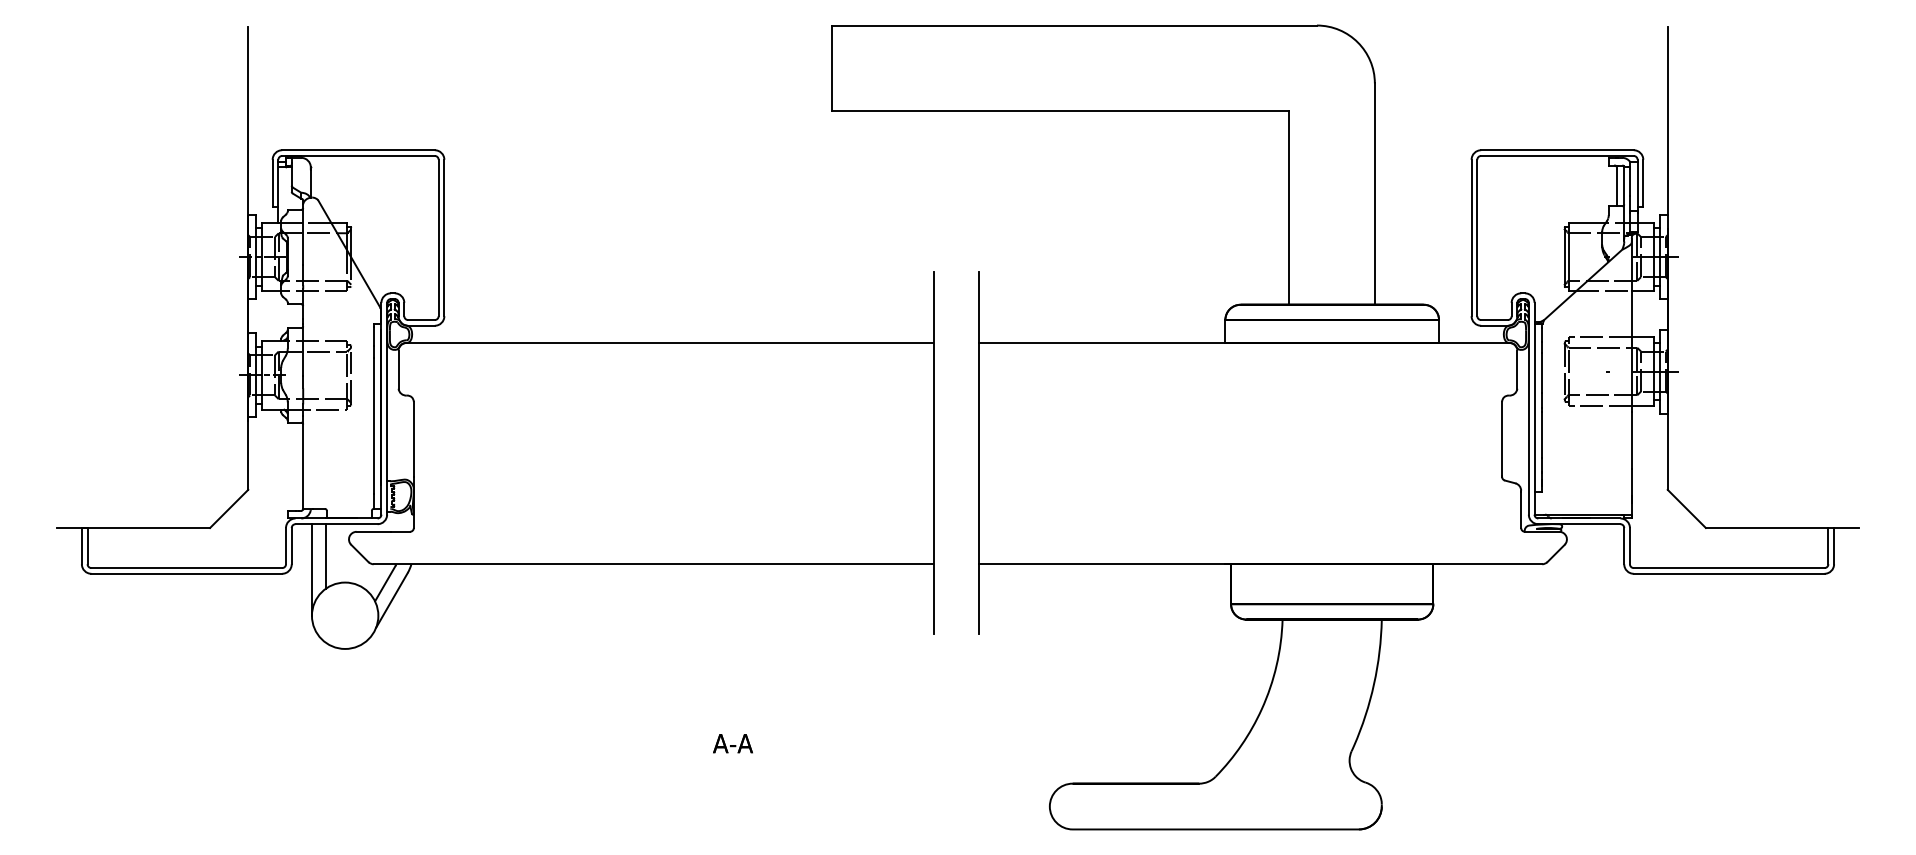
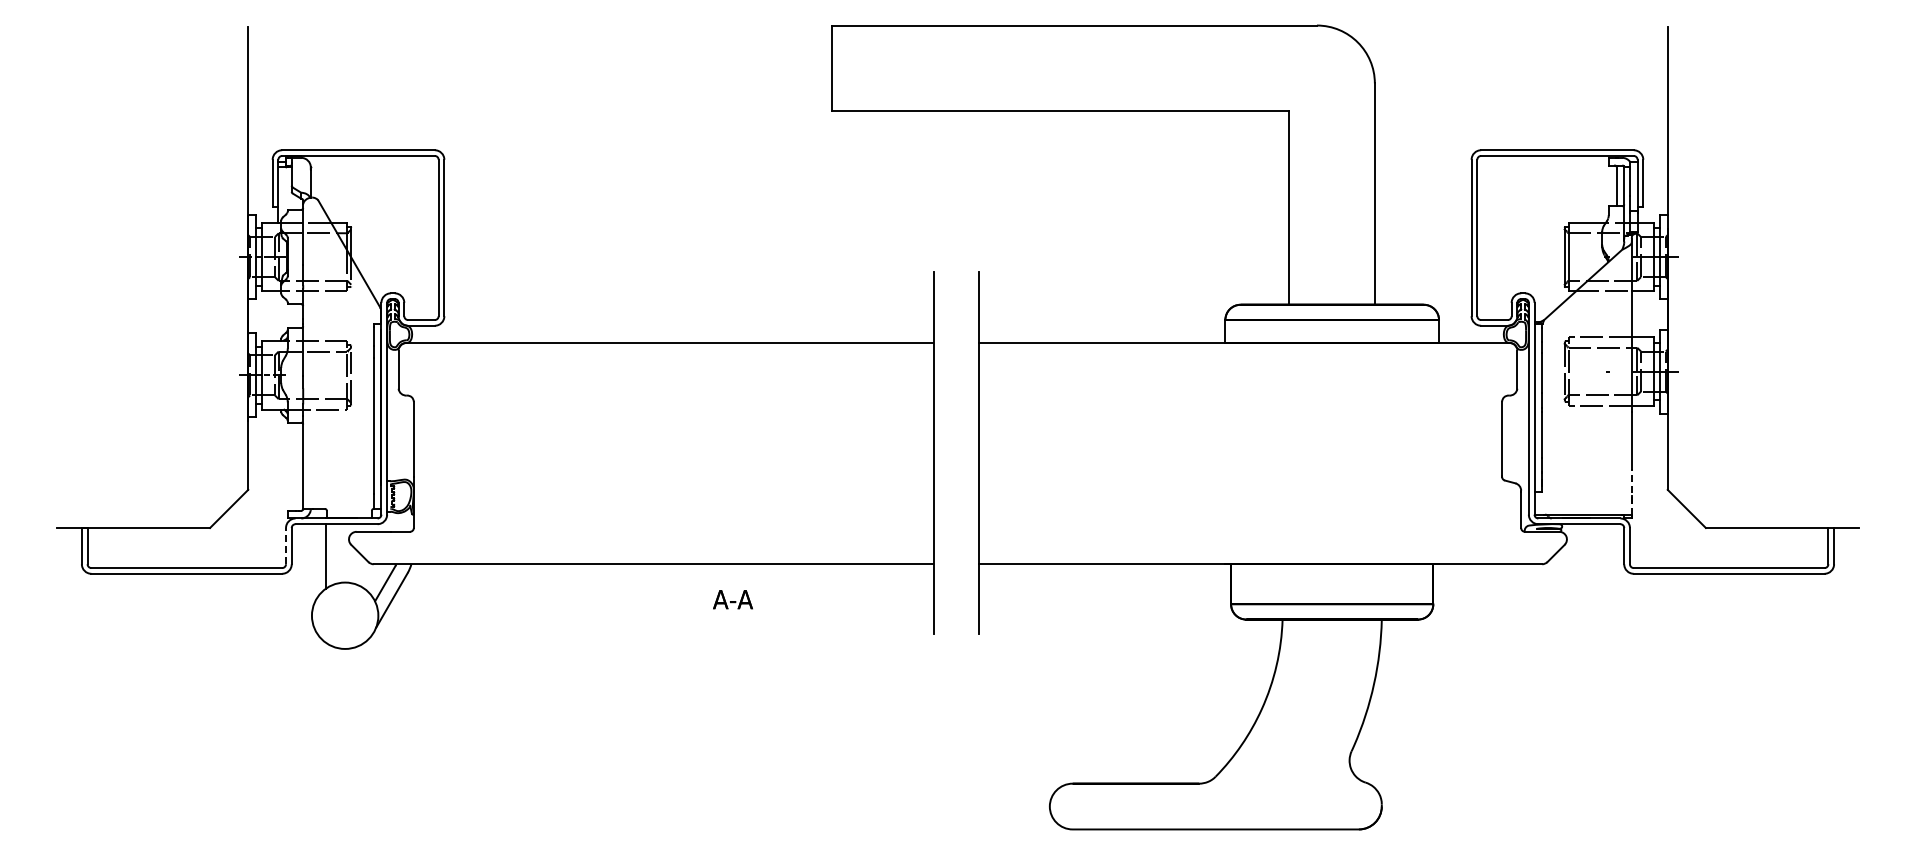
line: solid -> dashed (1631, 491)
line: solid -> dashed (286, 545)
line: present -> none (311, 569)
text position: (732, 743) -> (732, 599) (732, 599)
